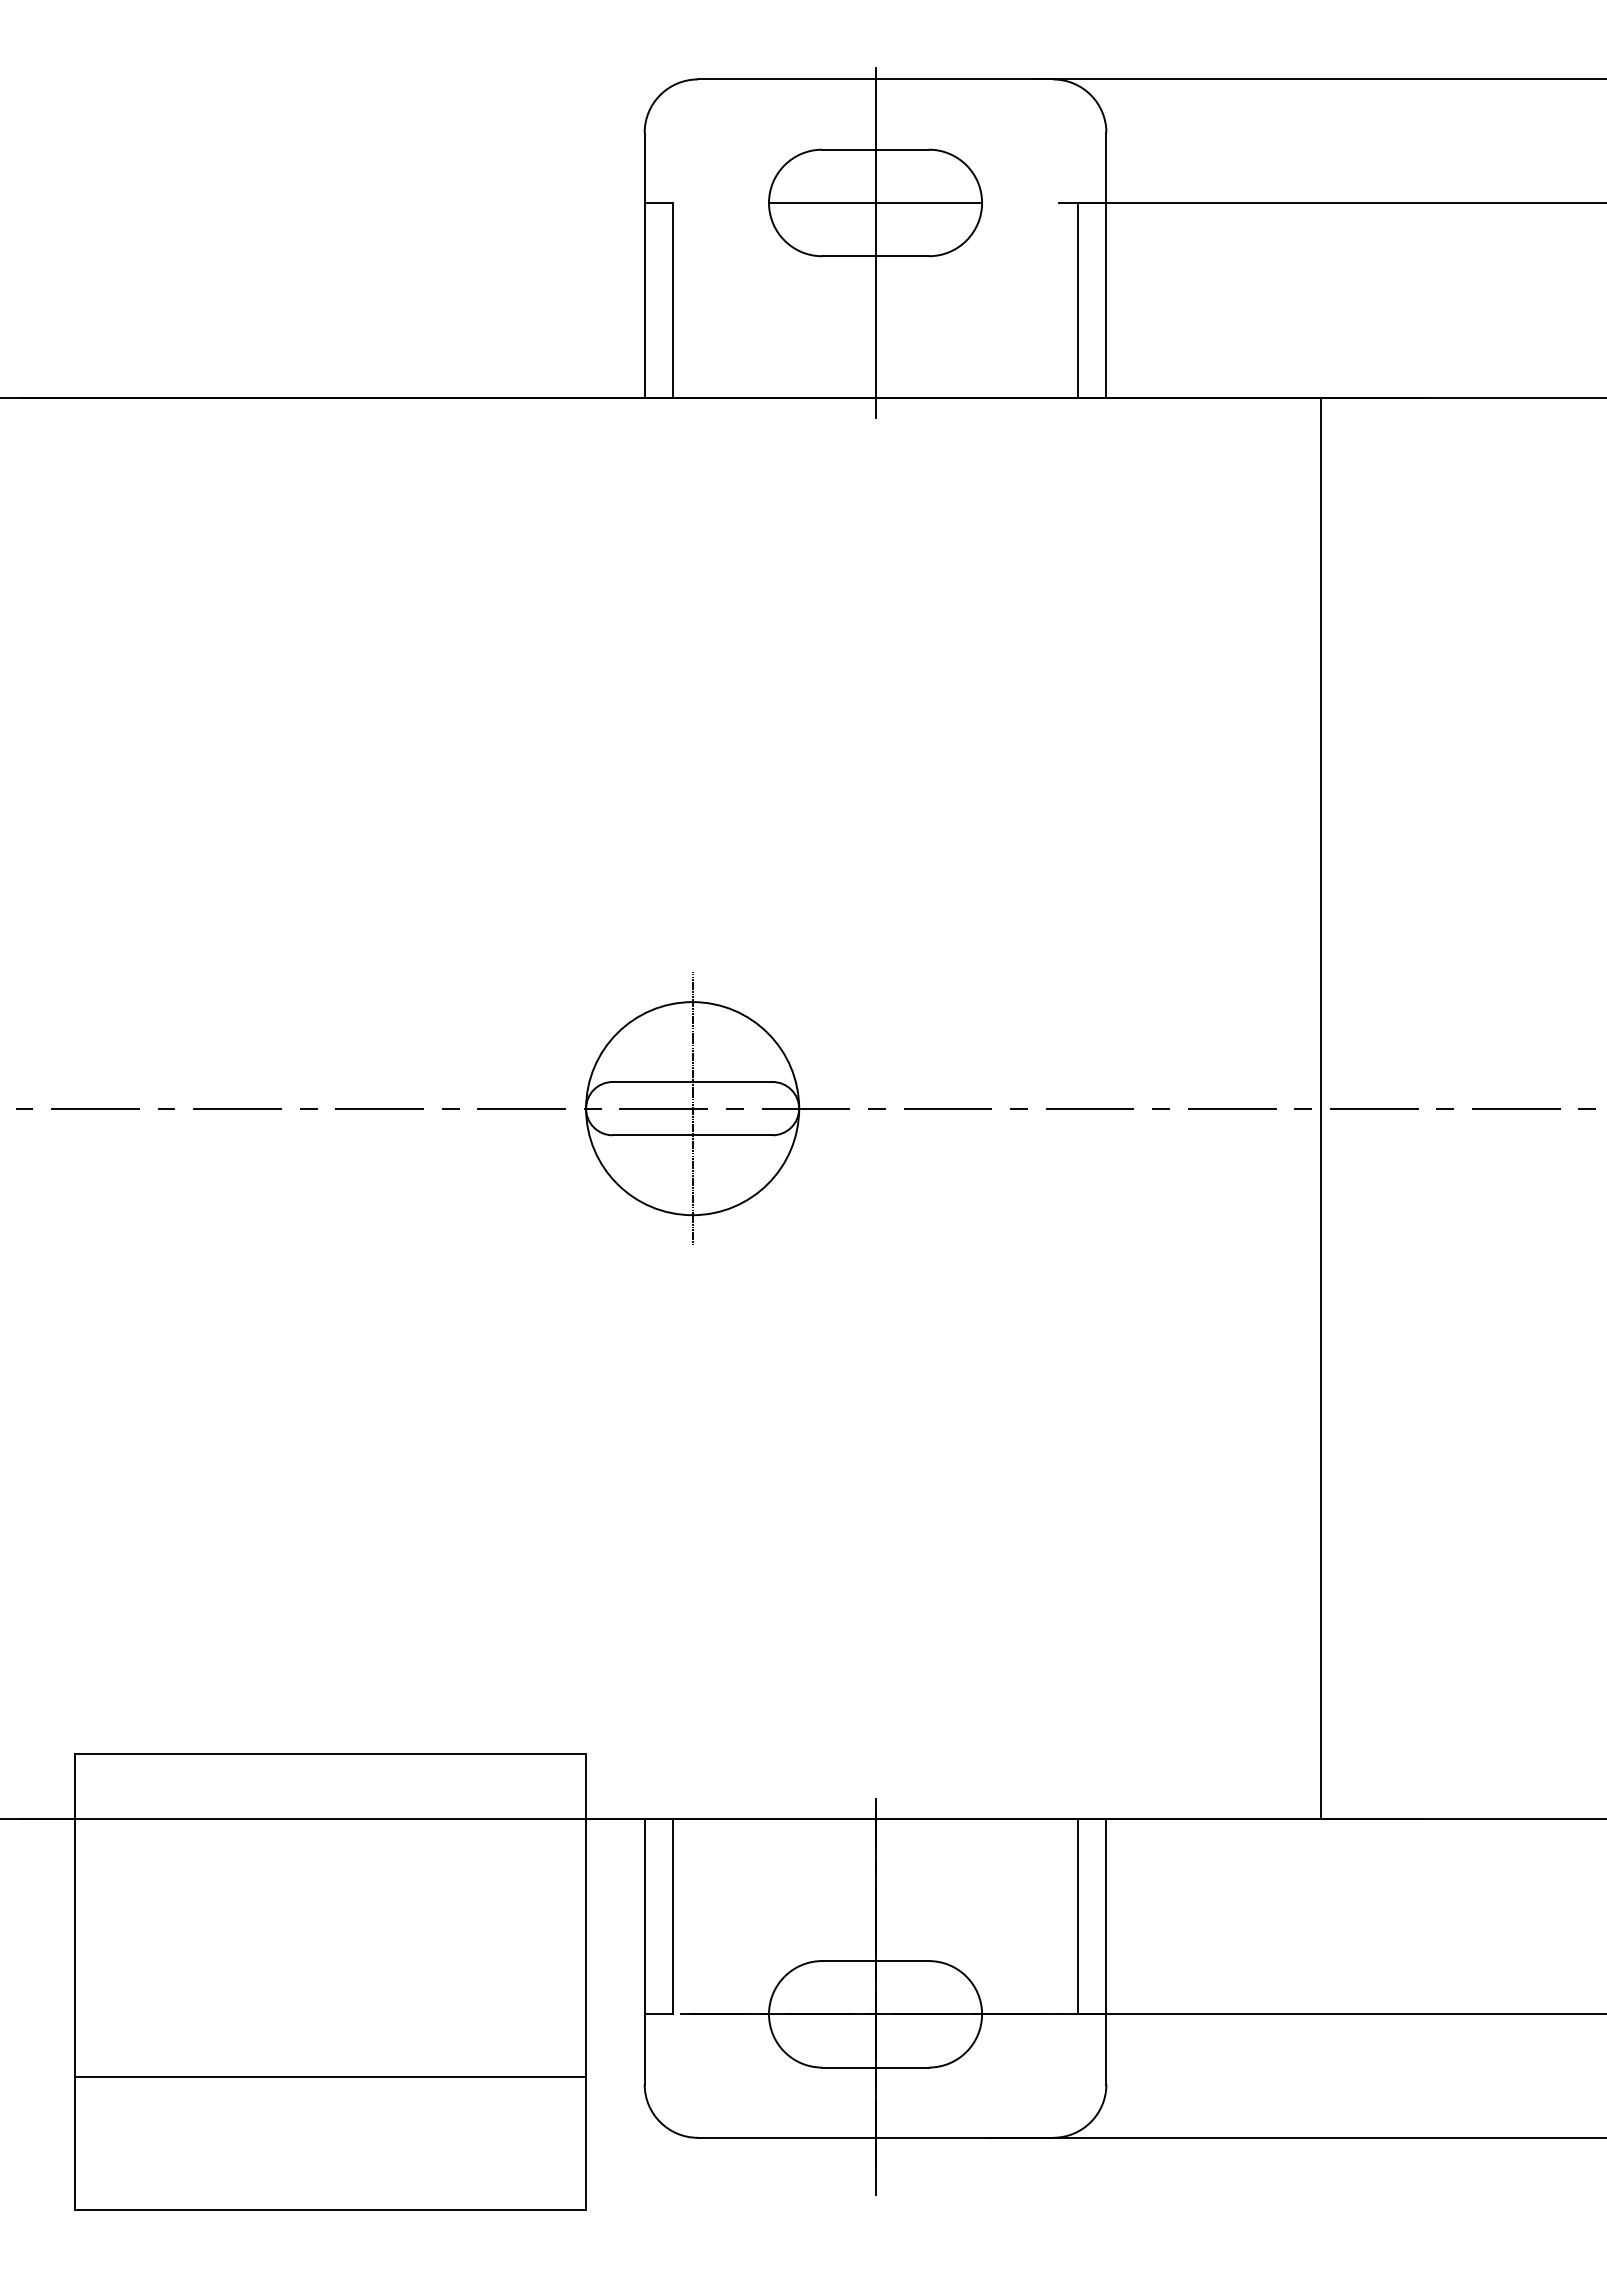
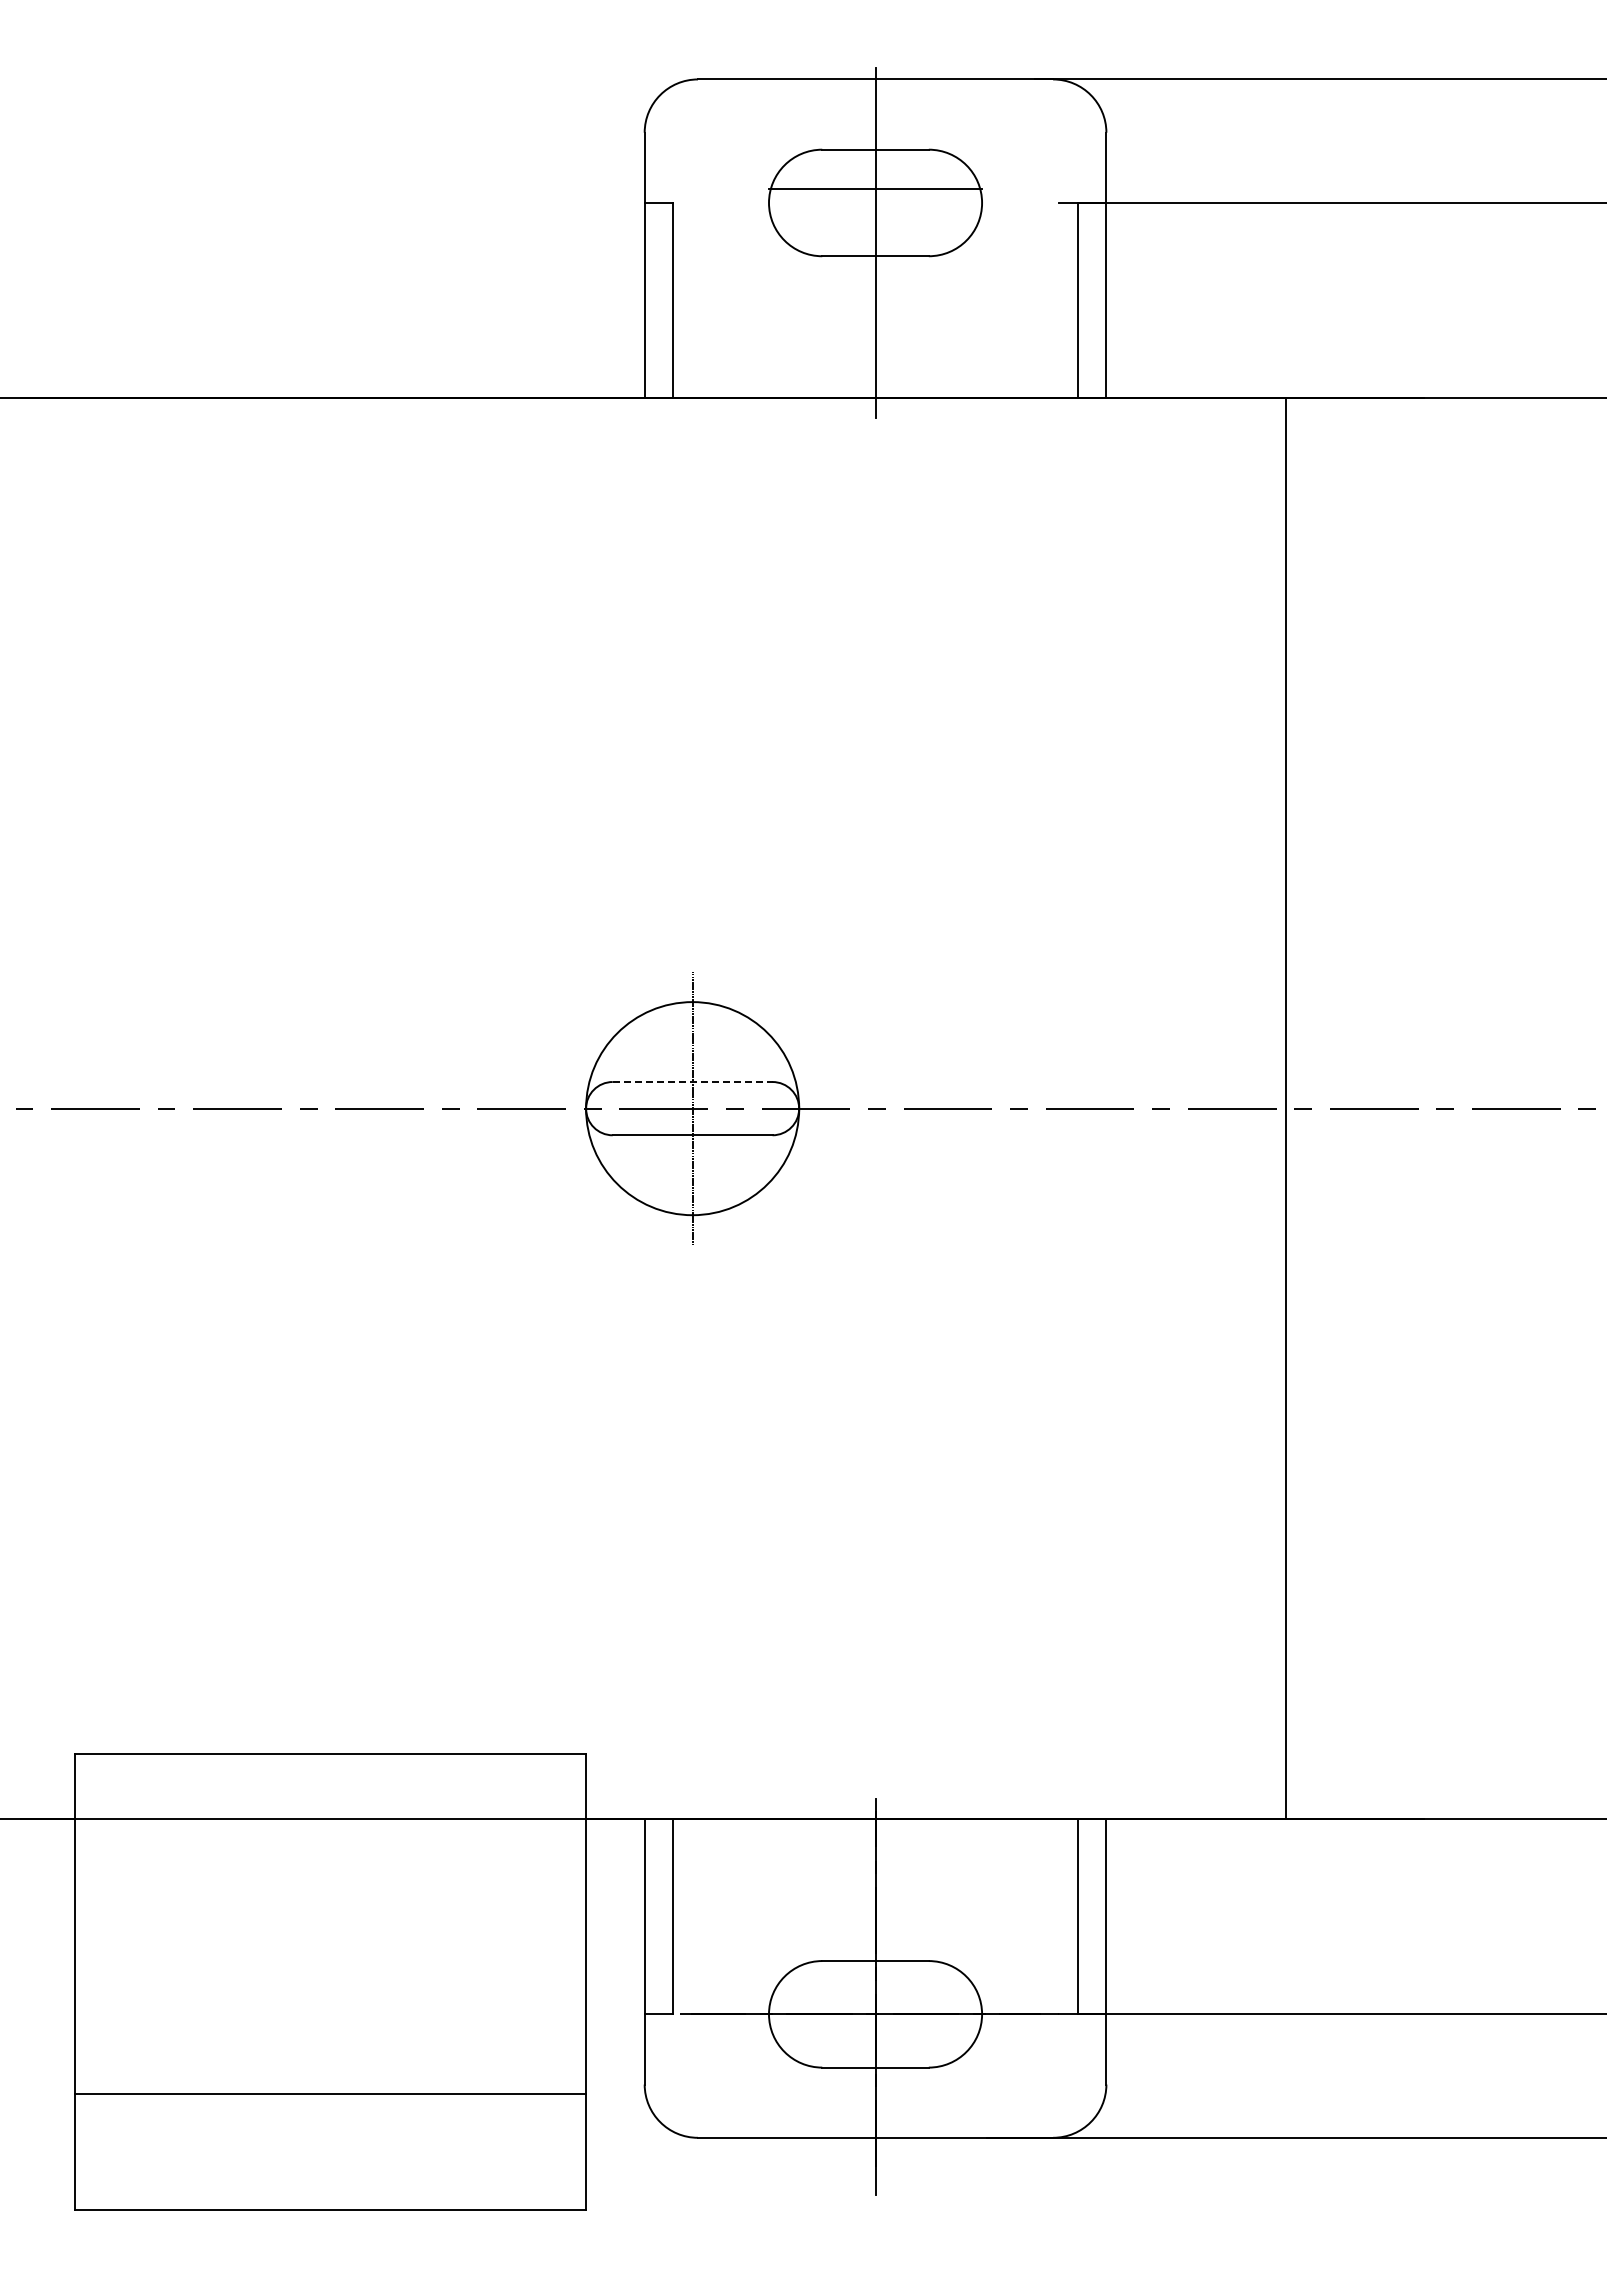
line position: (875, 202) -> (875, 188) (875, 188)
line: solid -> dashed (692, 1082)
line position: (1320, 1108) -> (1285, 1108) (1285, 1108)
line position: (330, 2077) -> (330, 2094) (330, 2094)
